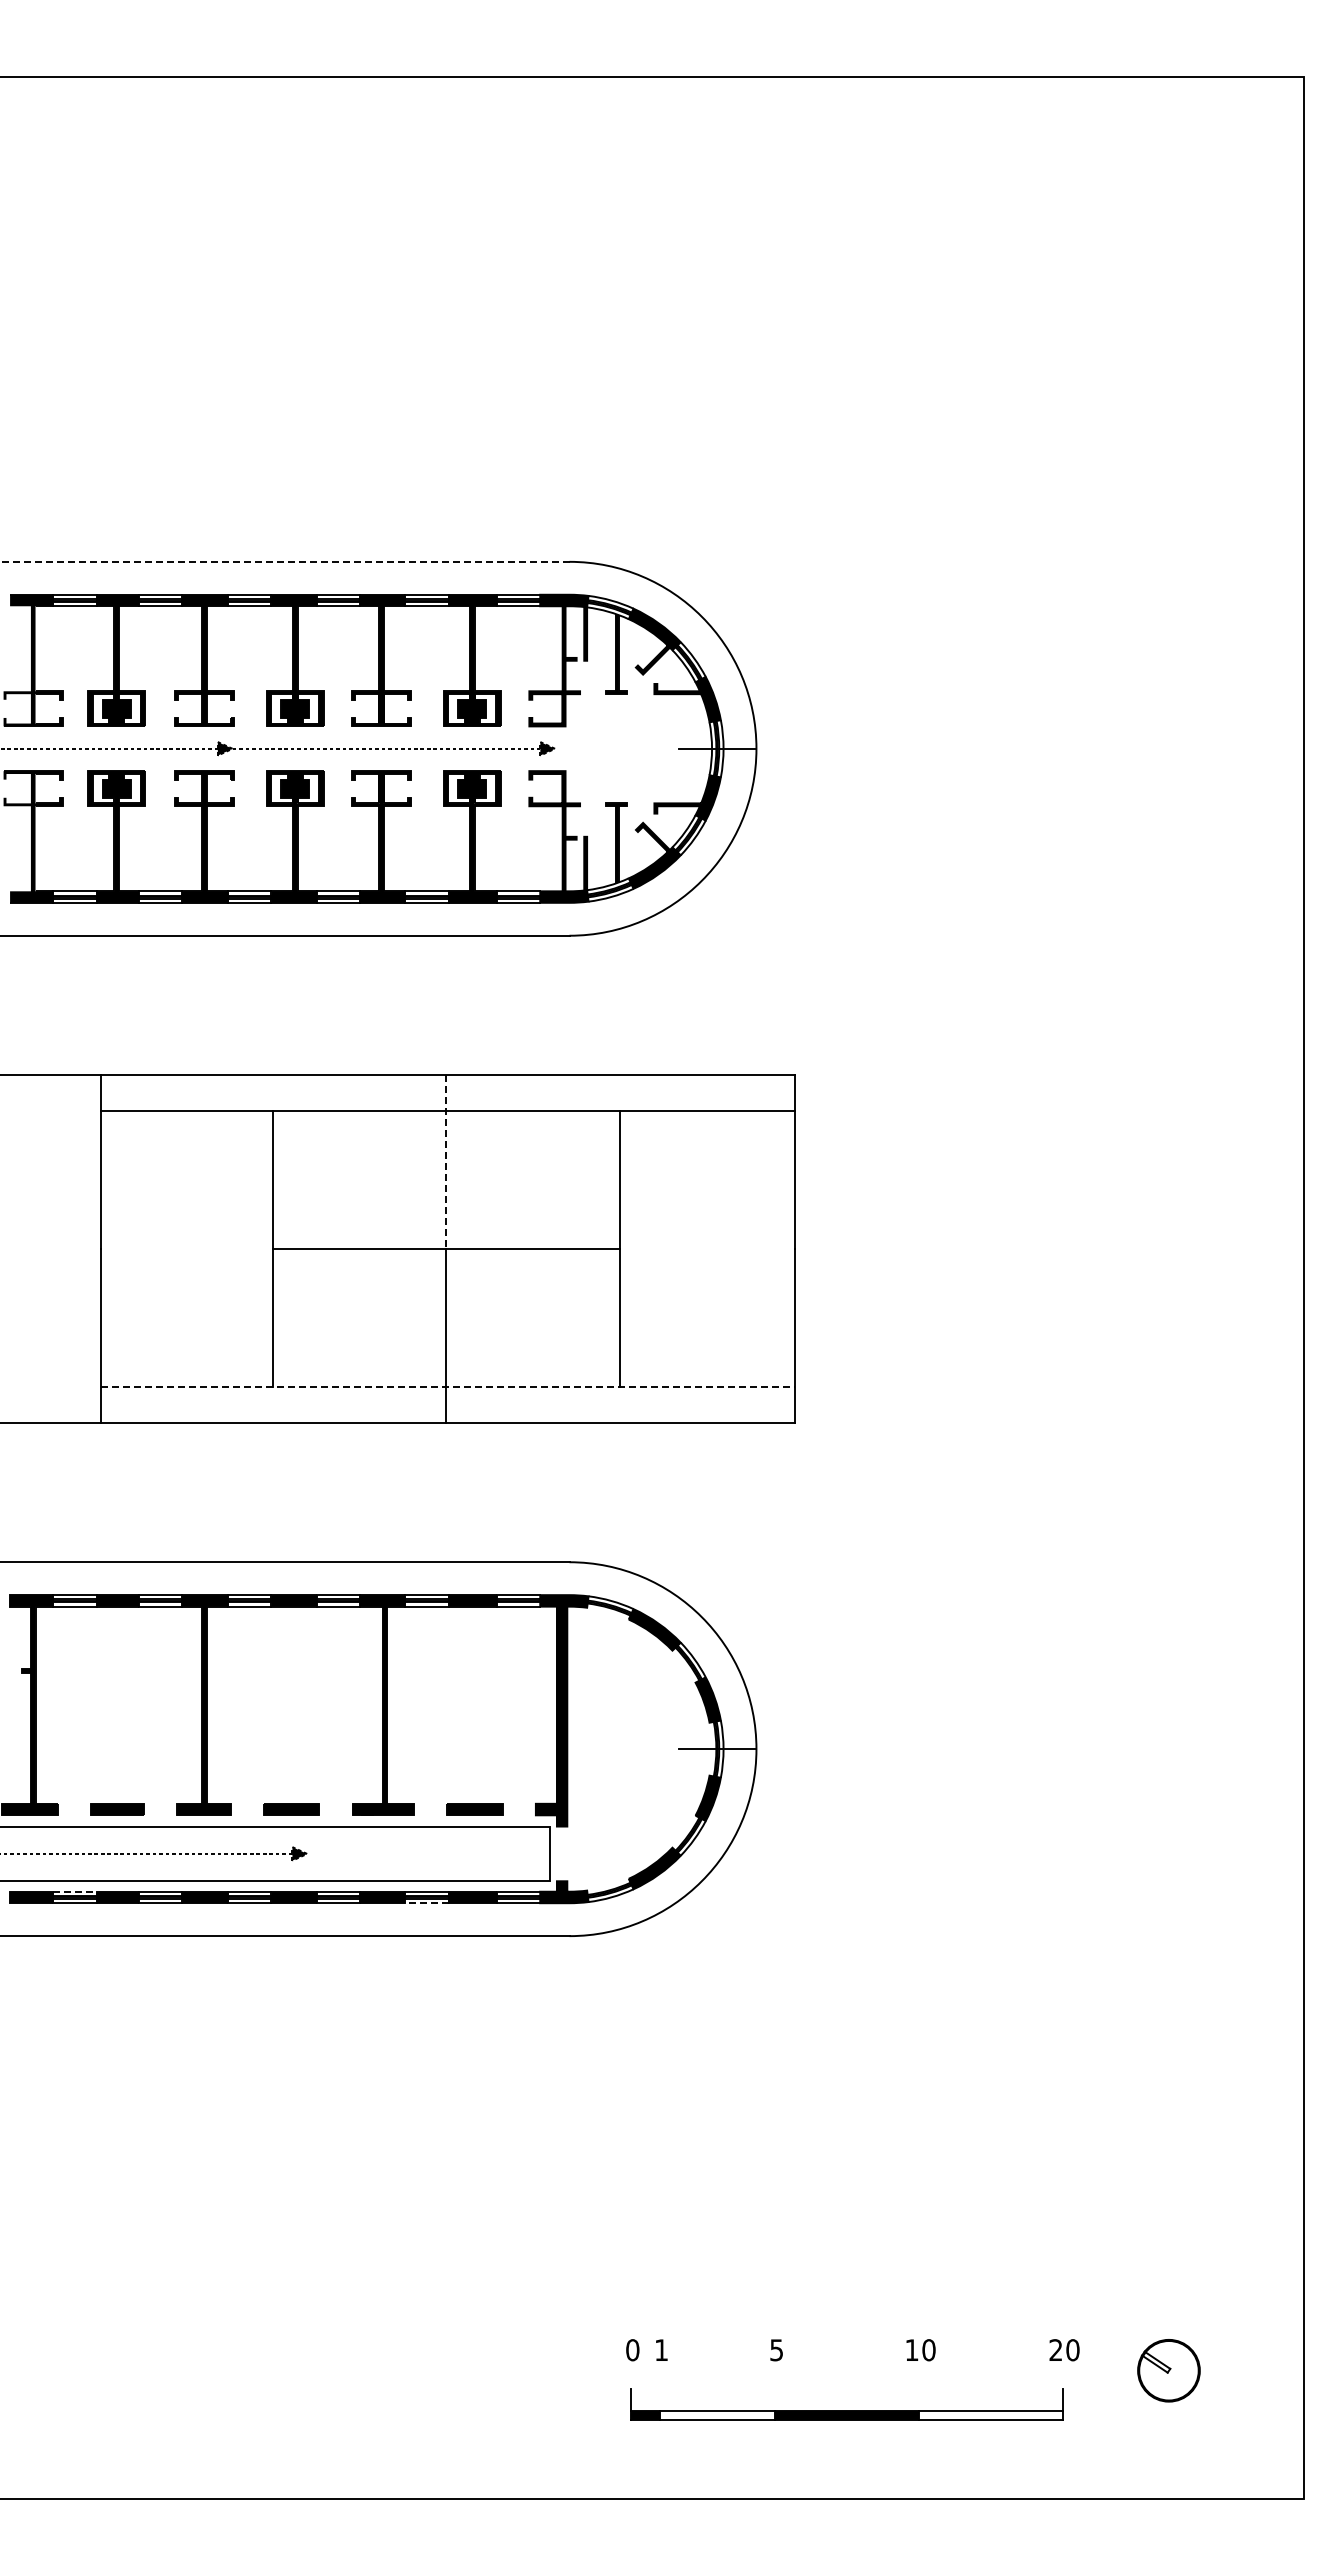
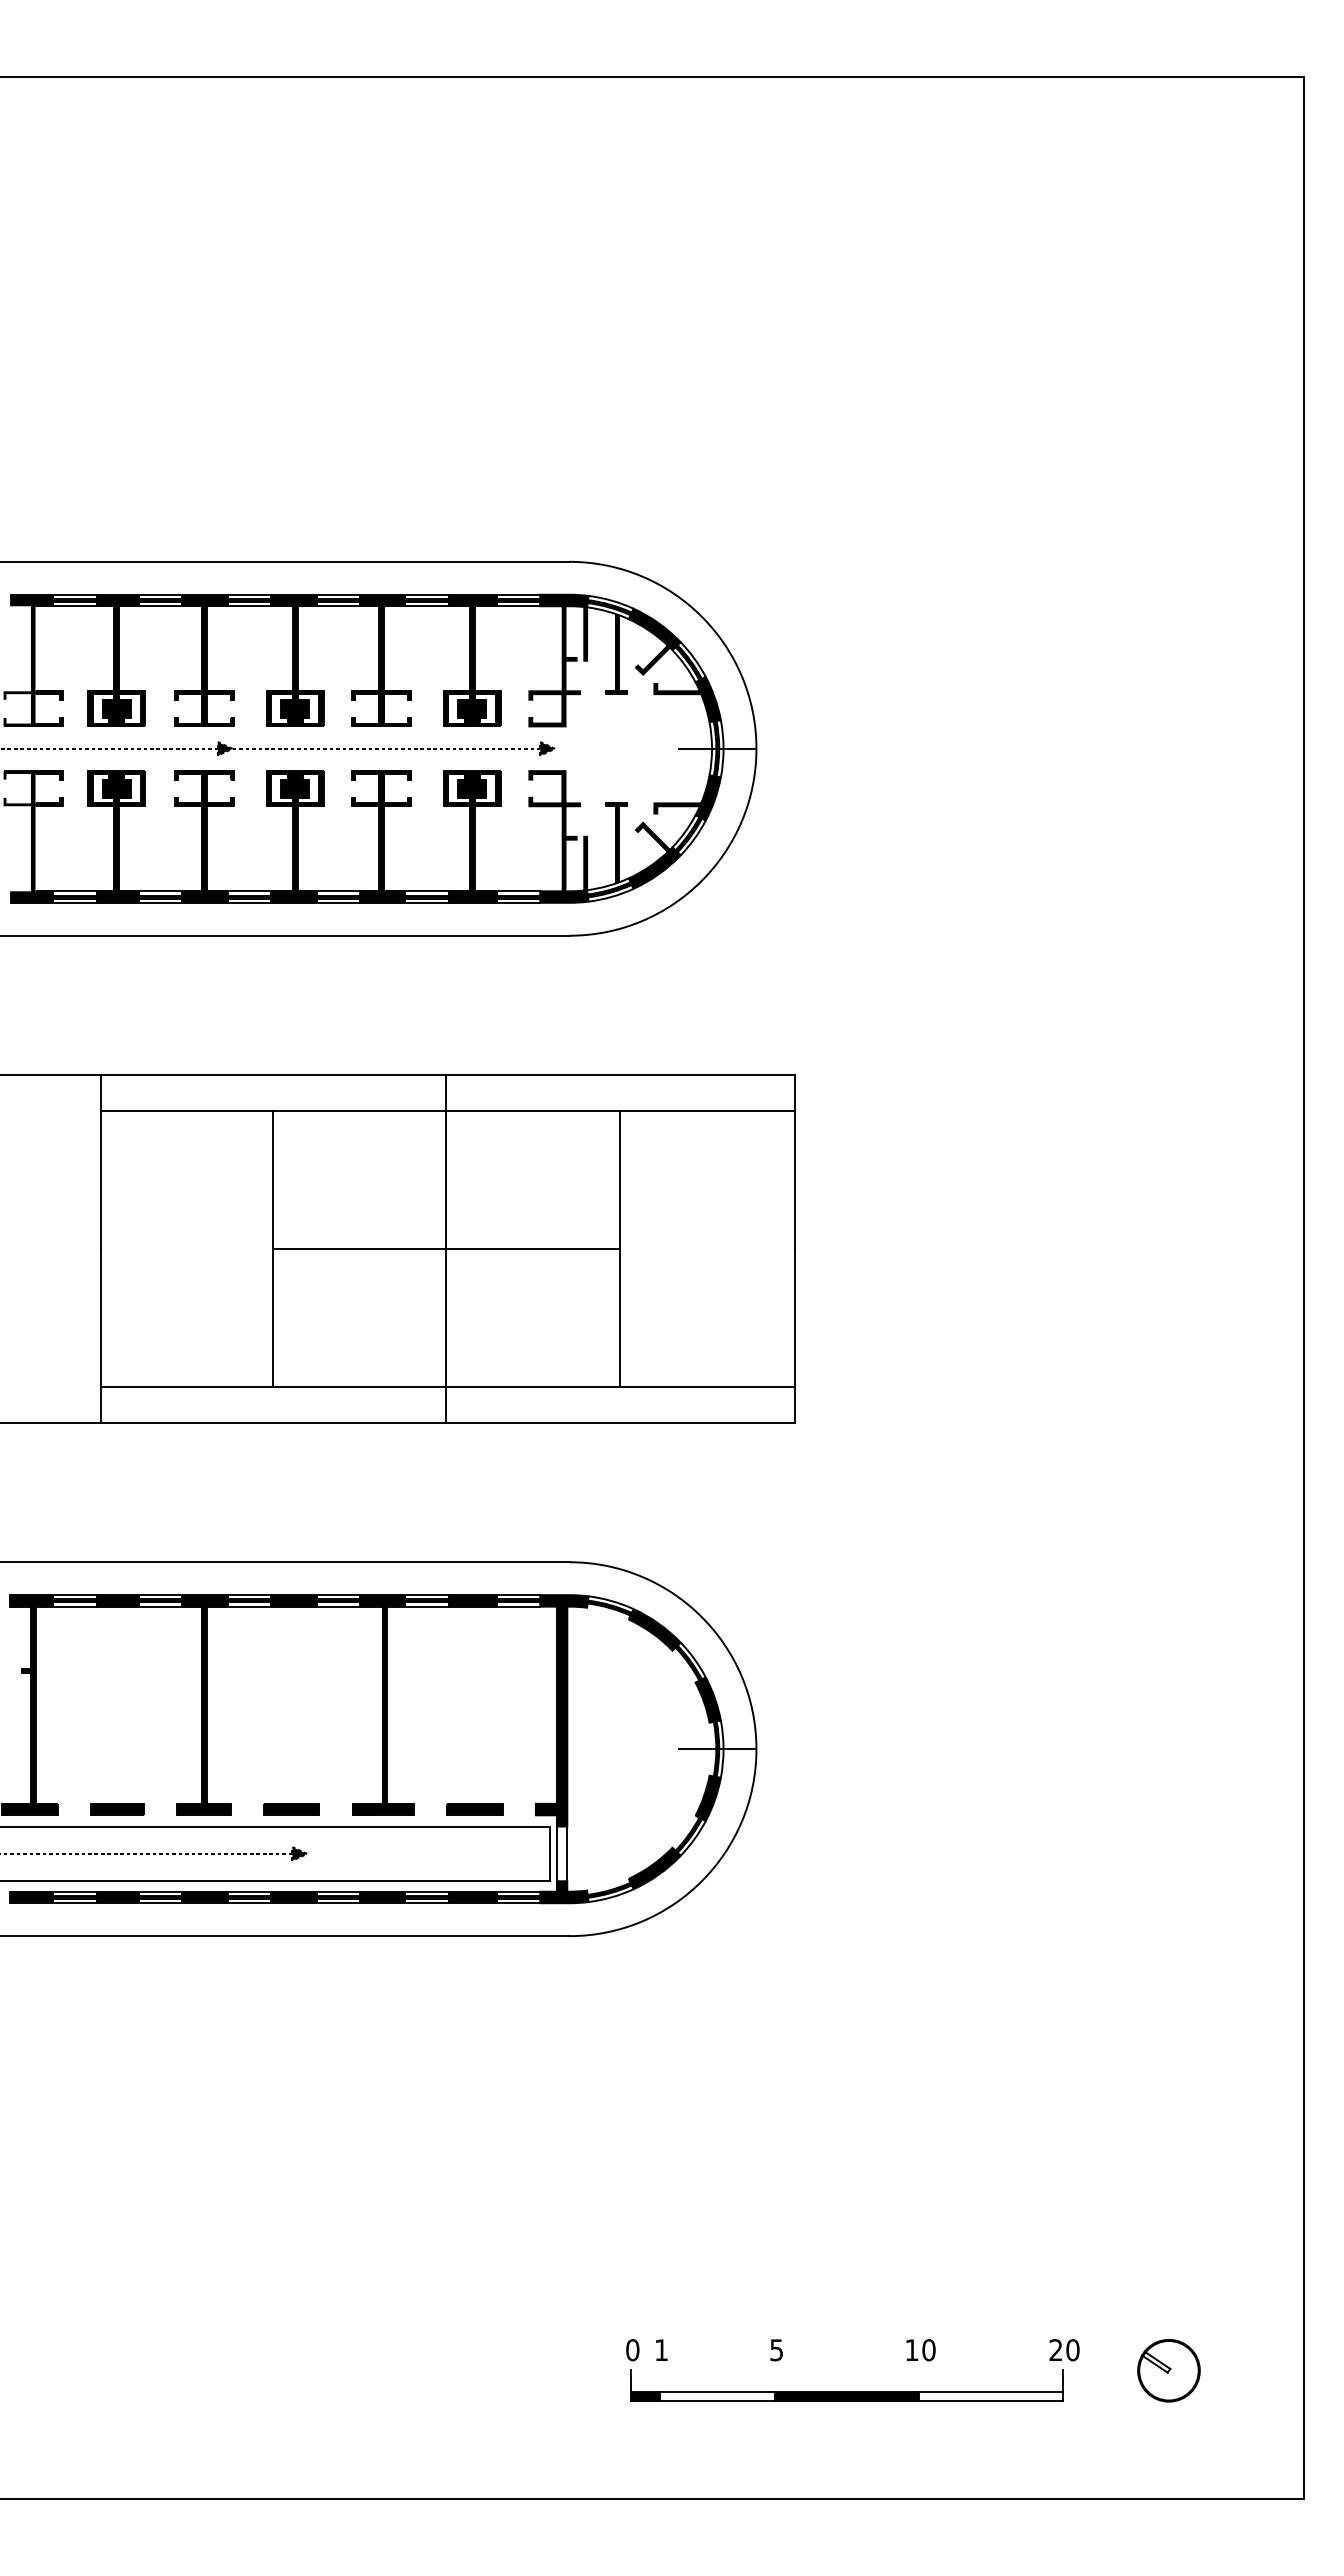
line: dashed -> solid (284, 561)
line: dashed -> solid (446, 1162)
line: dashed -> solid (447, 1387)
line: none -> present (556, 1853)
line: none -> present (567, 1853)
line: dashed -> solid (74, 1891)
line: dashed -> solid (426, 1903)
part position: (846, 2404) -> (846, 2385) (846, 2385)
